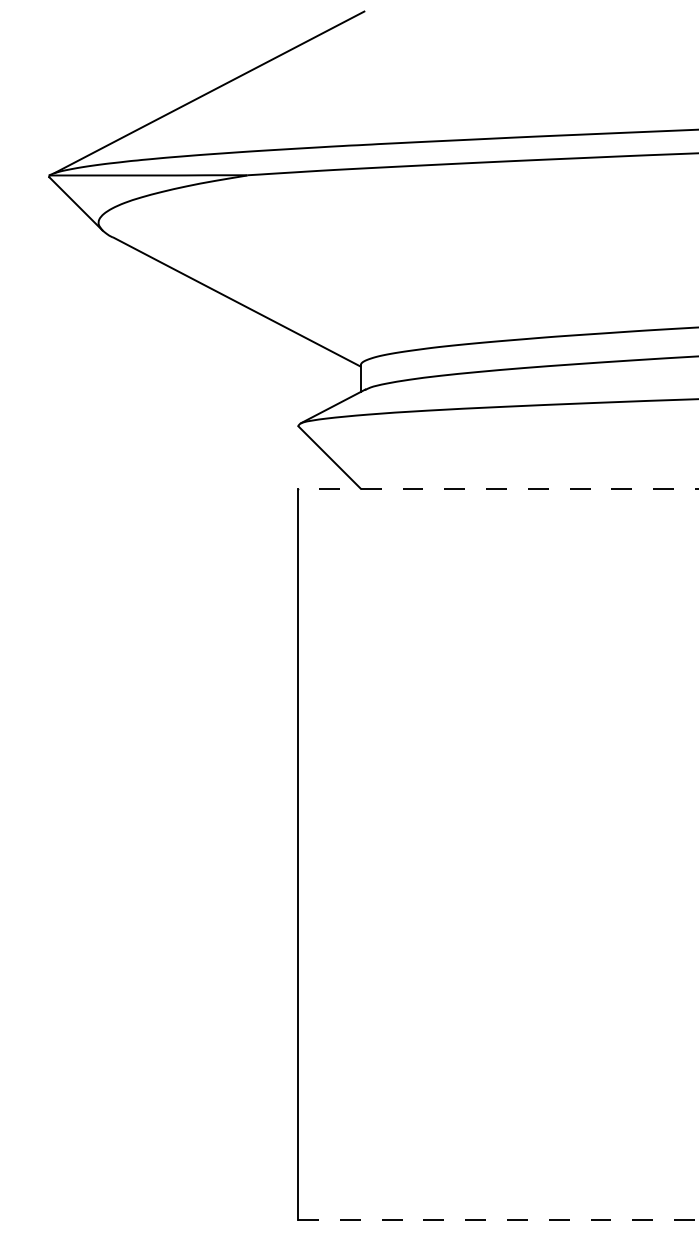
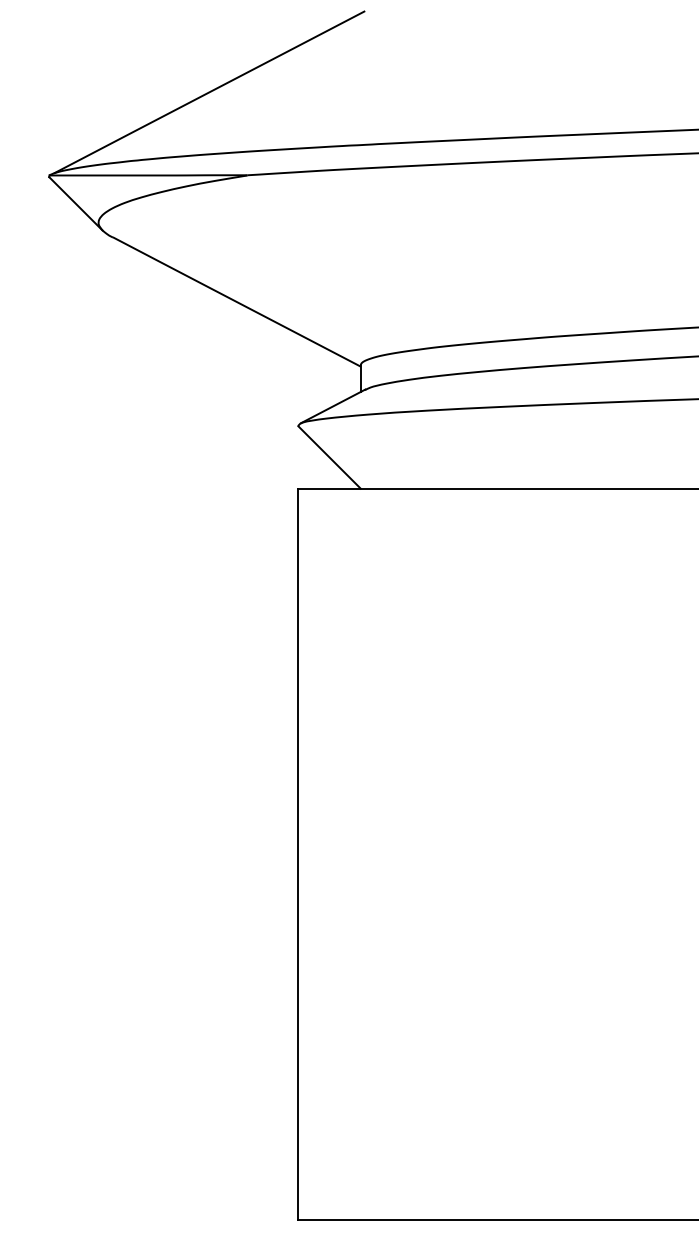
line: dashed -> solid (498, 488)
line: dashed -> solid (498, 1219)
